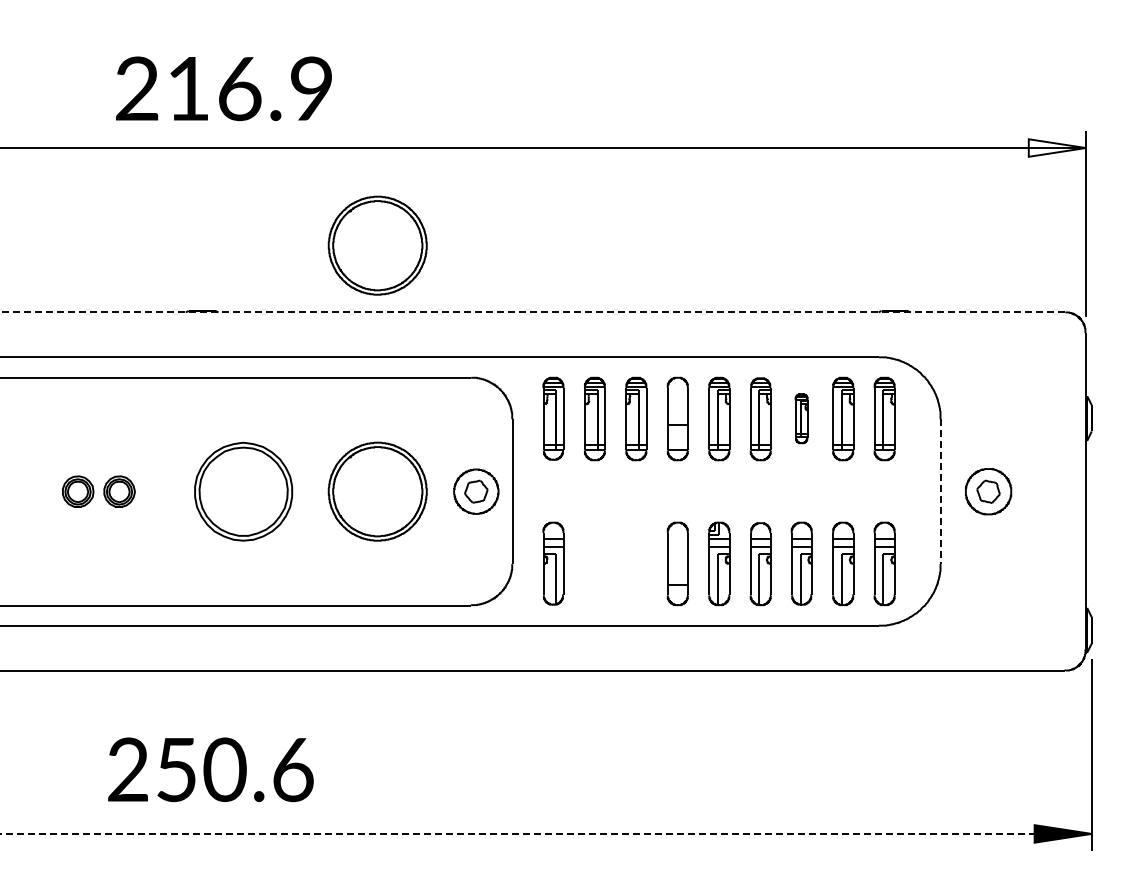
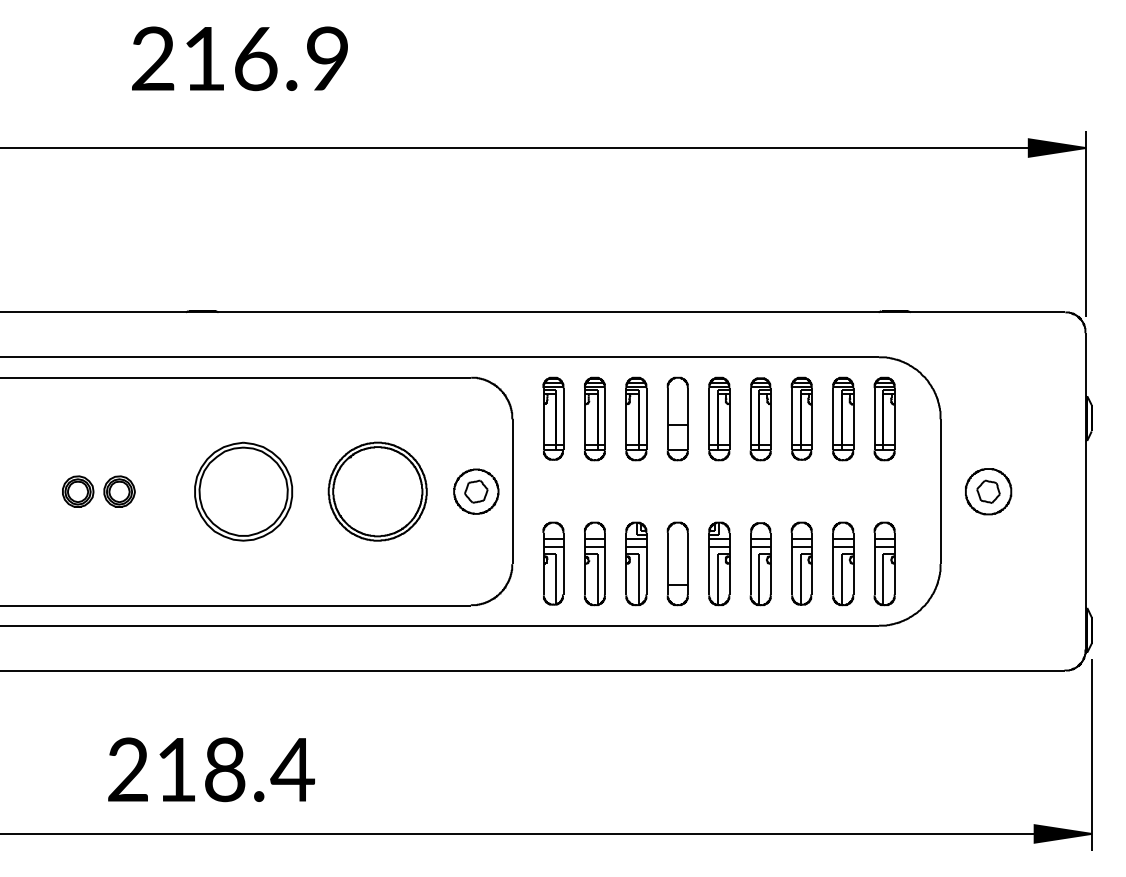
text position: (223, 88) -> (239, 58) (239, 58)
fill: none -> present (1056, 147)
part: present -> none (377, 245)
line: dashed -> solid (532, 312)
part size: 15x52 px -> 23x85 px (801, 418)
line: dashed -> solid (940, 492)
part: none -> present (594, 563)
part: none -> present (636, 563)
text: 250.6 -> 218.4 (235, 770)
line: dashed -> solid (546, 833)
